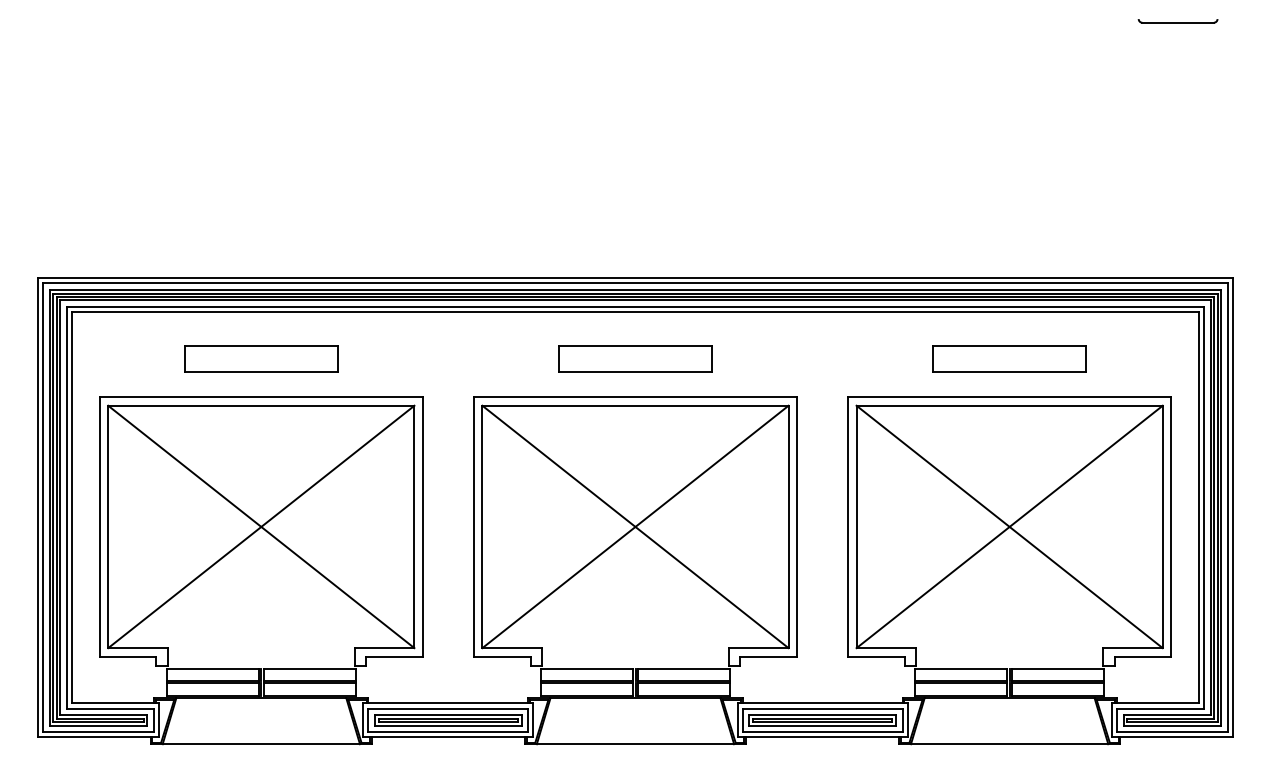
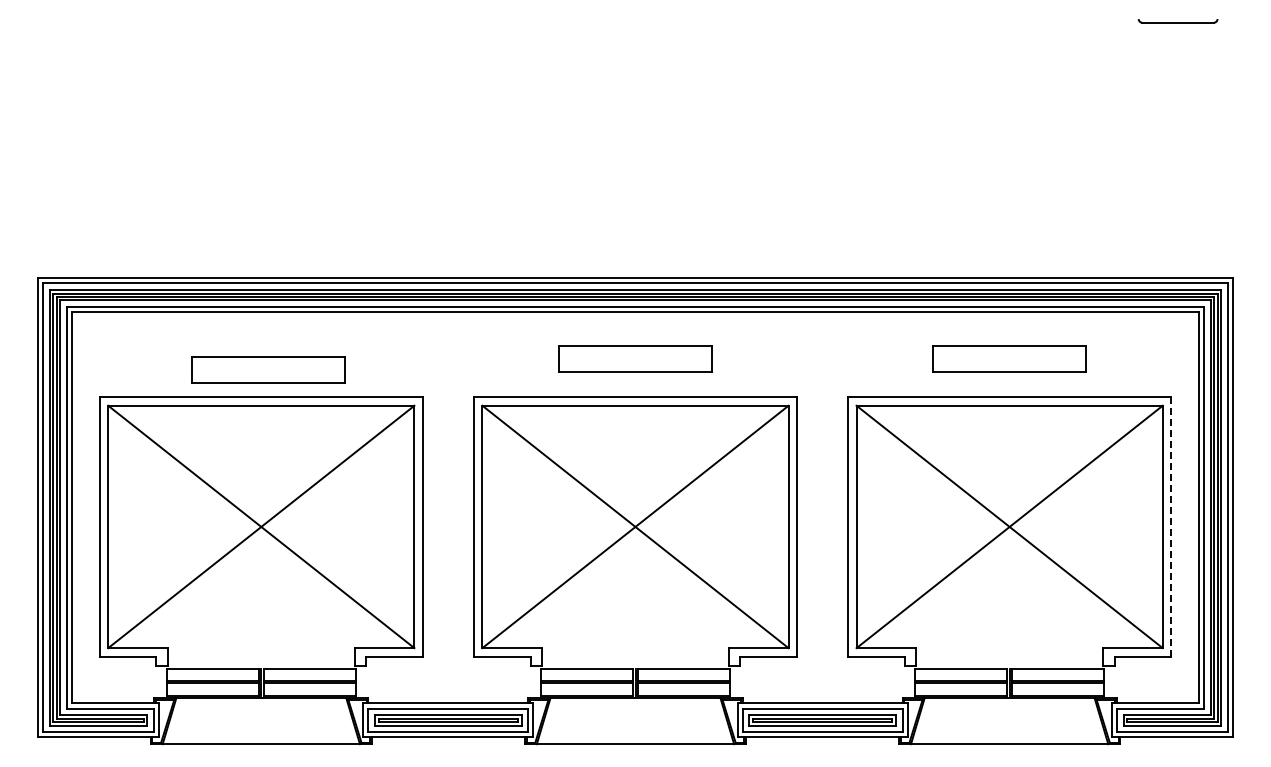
part position: (261, 358) -> (268, 369) (268, 369)
line: solid -> dashed (1171, 526)
